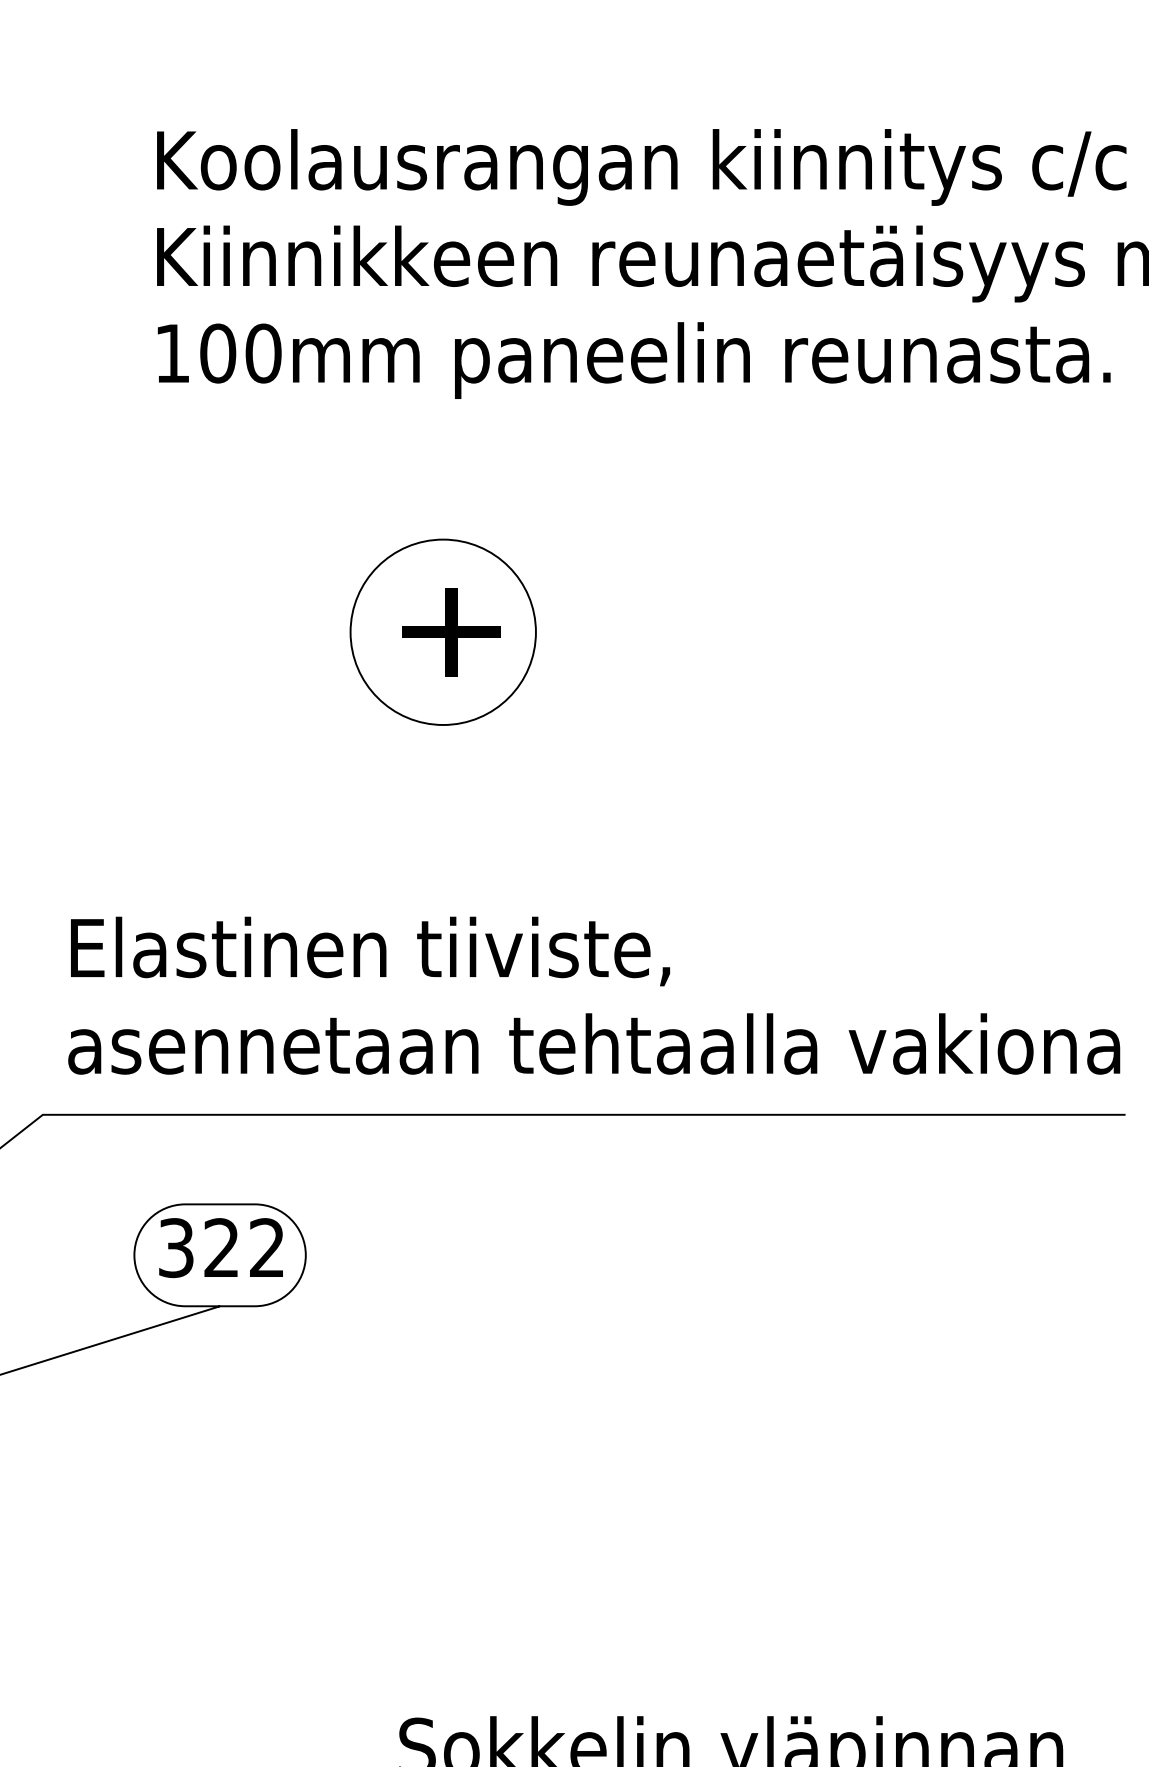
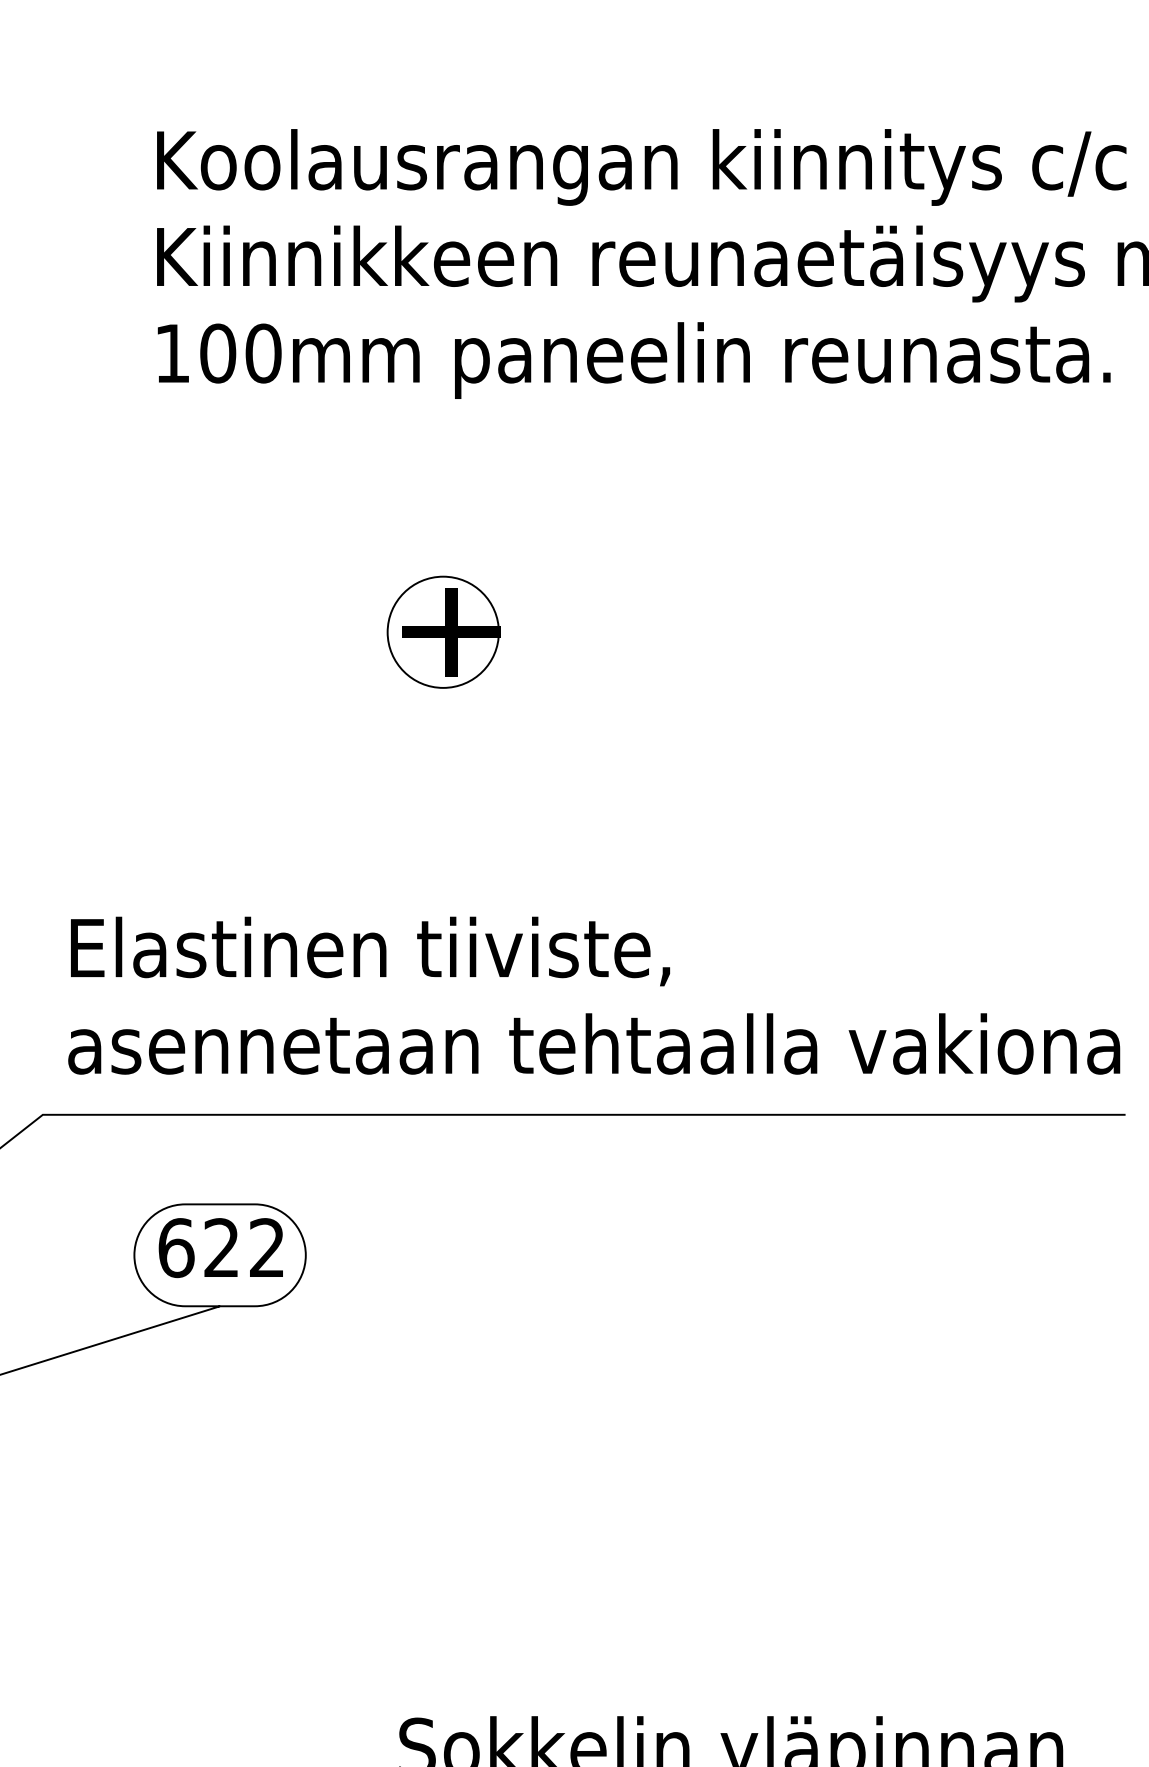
circle diameter: 185 px -> 111 px (442, 631)
text: 322 -> 622 (176, 1248)
